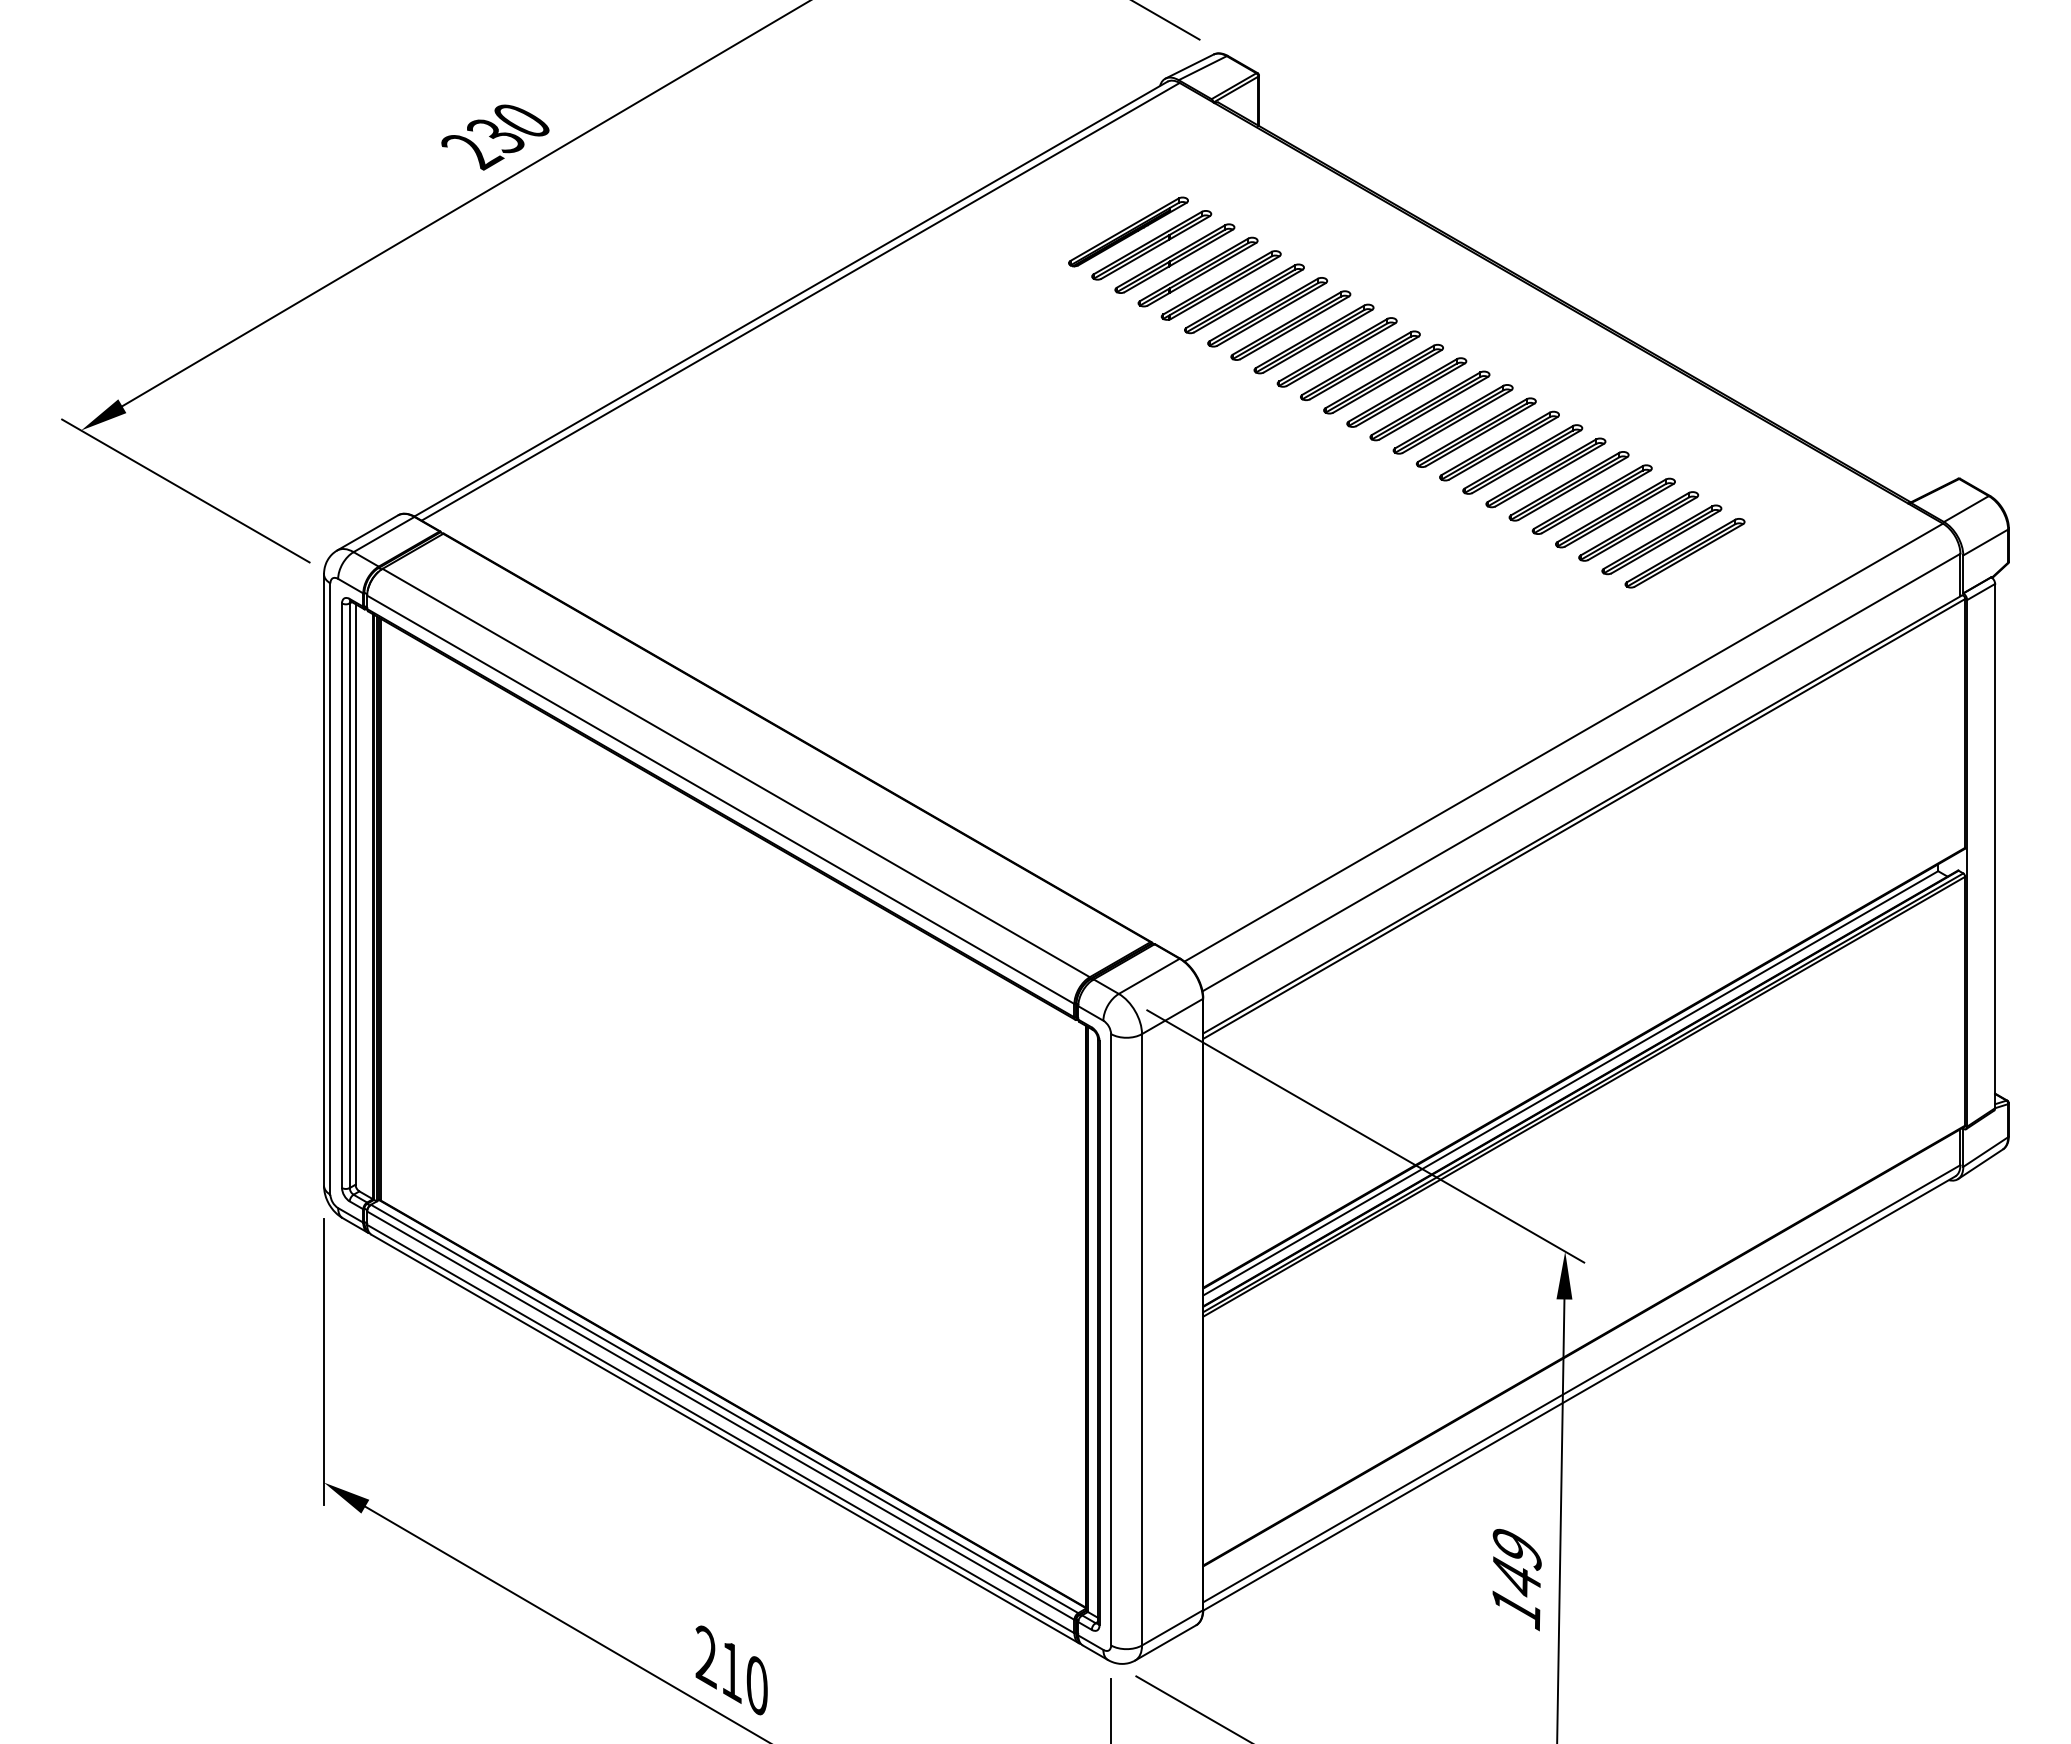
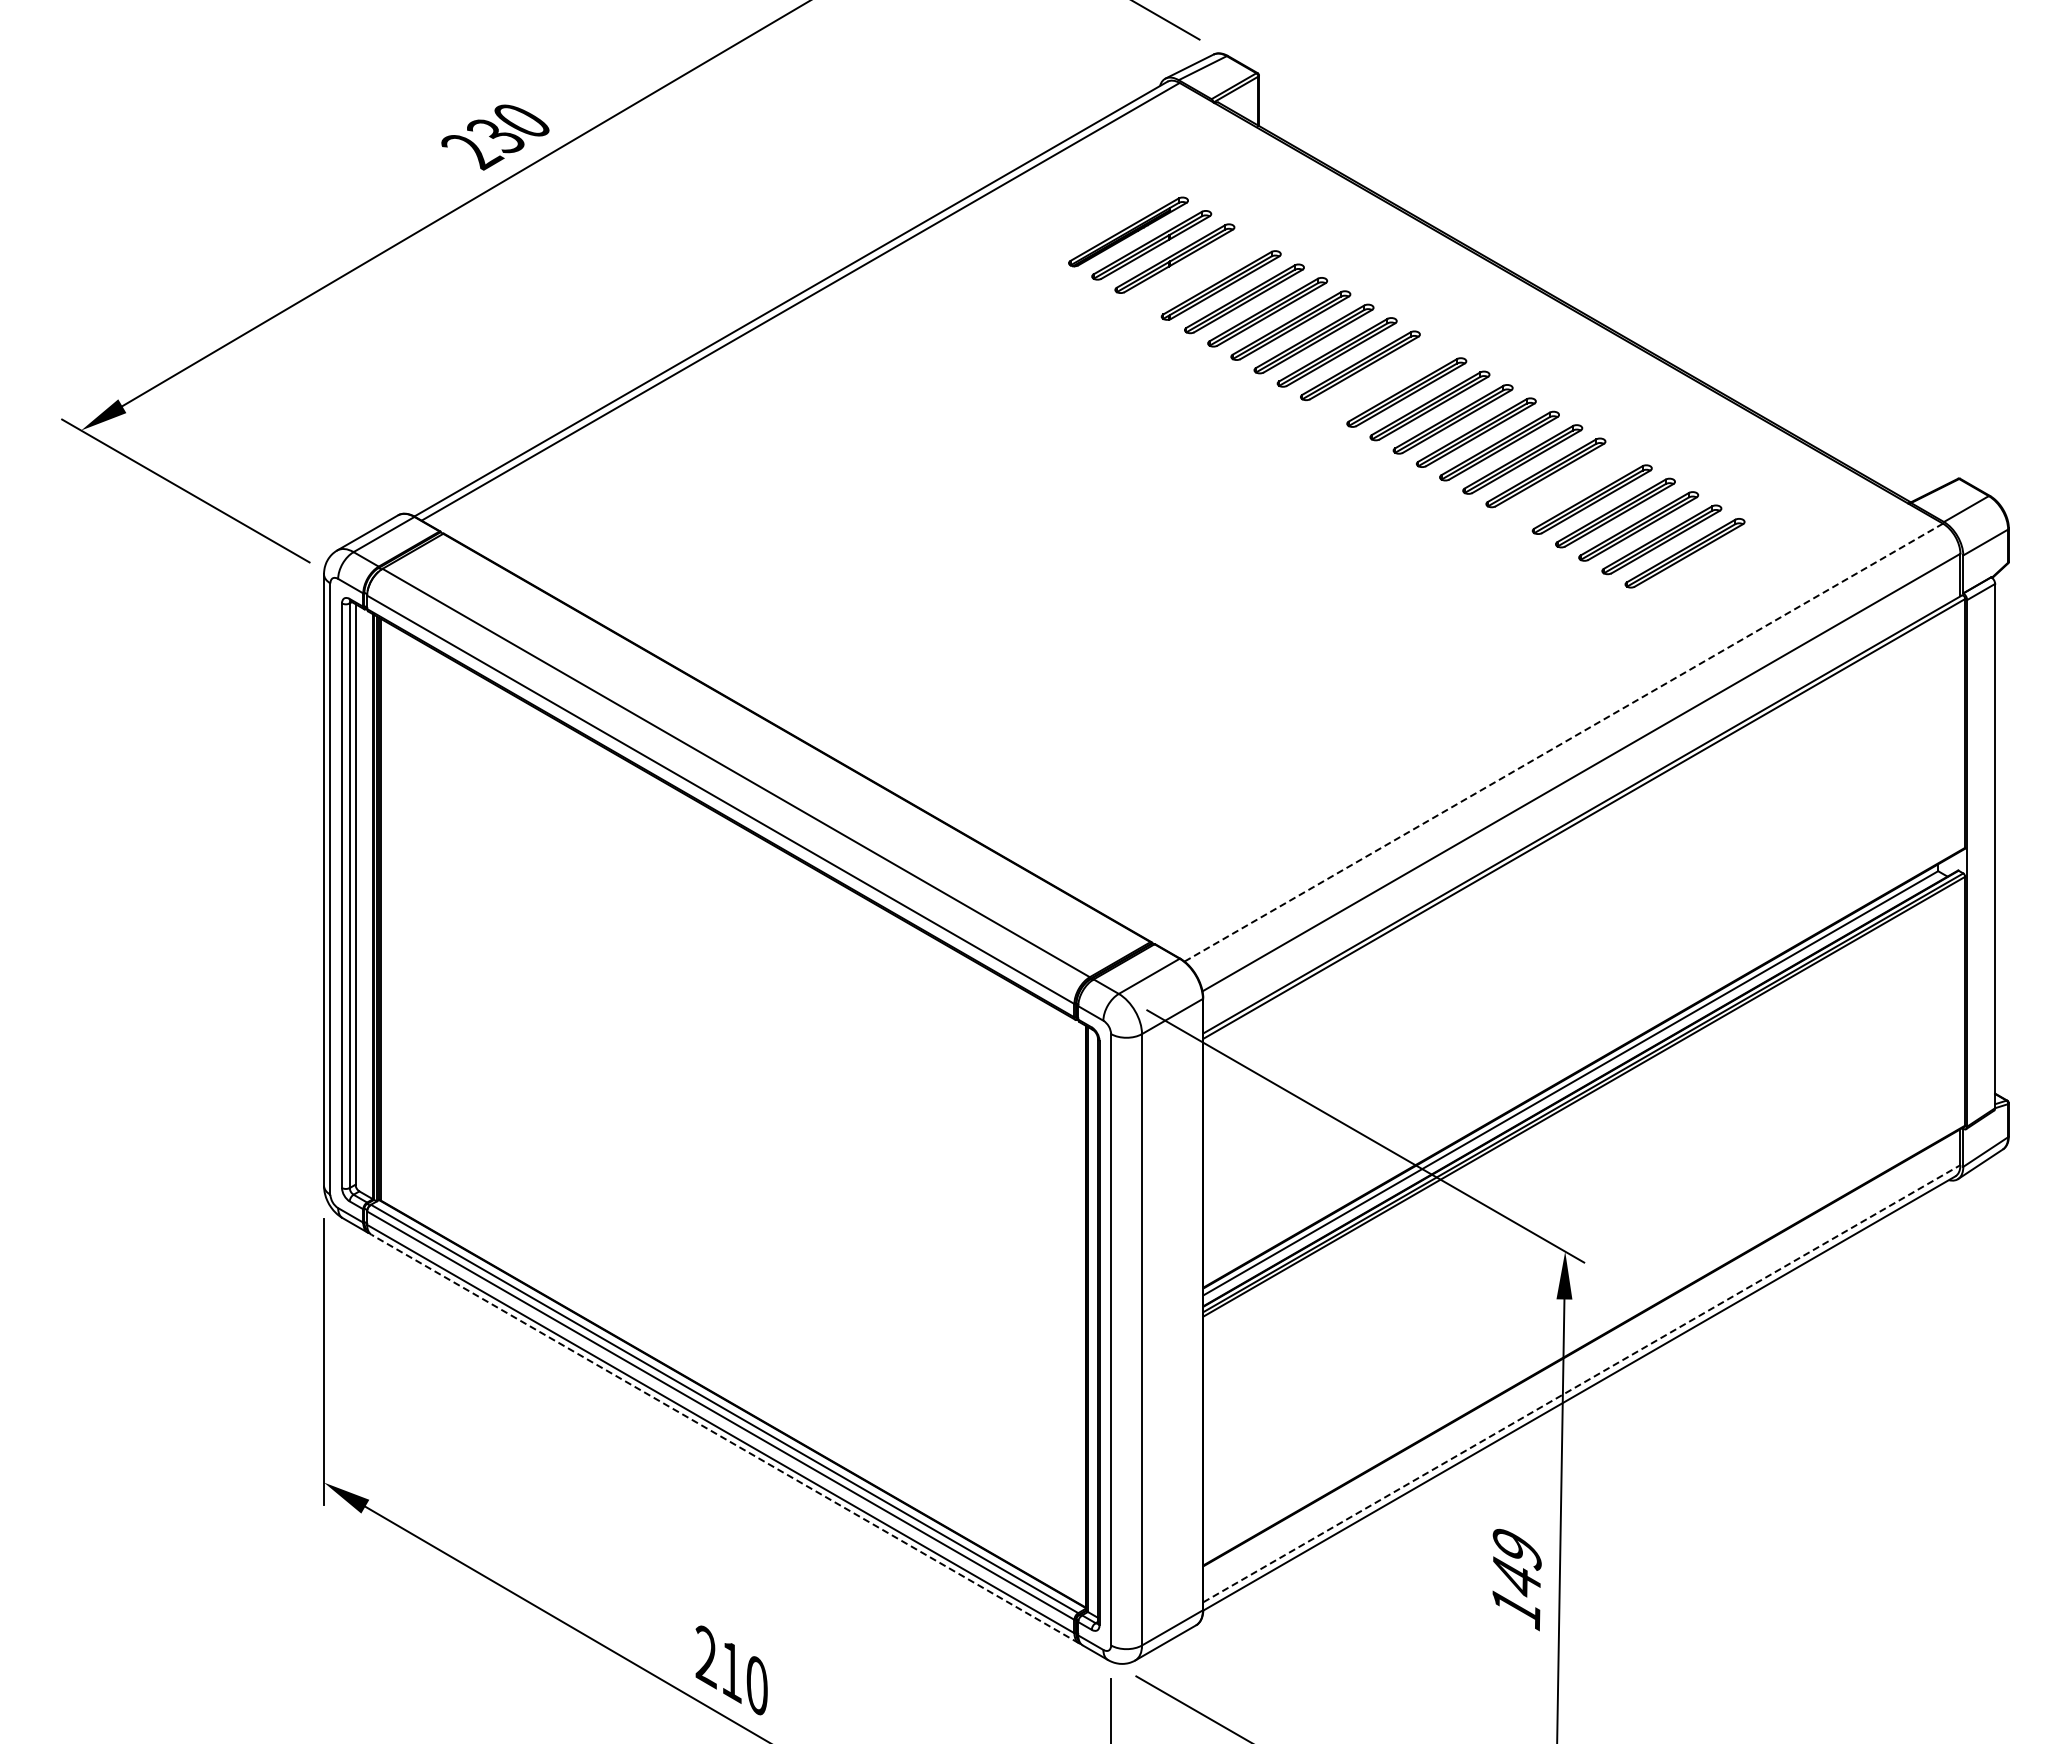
part: present -> none (1197, 271)
part: present -> none (1383, 378)
part: present -> none (1568, 486)
line: solid -> dashed (1563, 742)
line: solid -> dashed (1582, 1383)
line: solid -> dashed (724, 1438)
